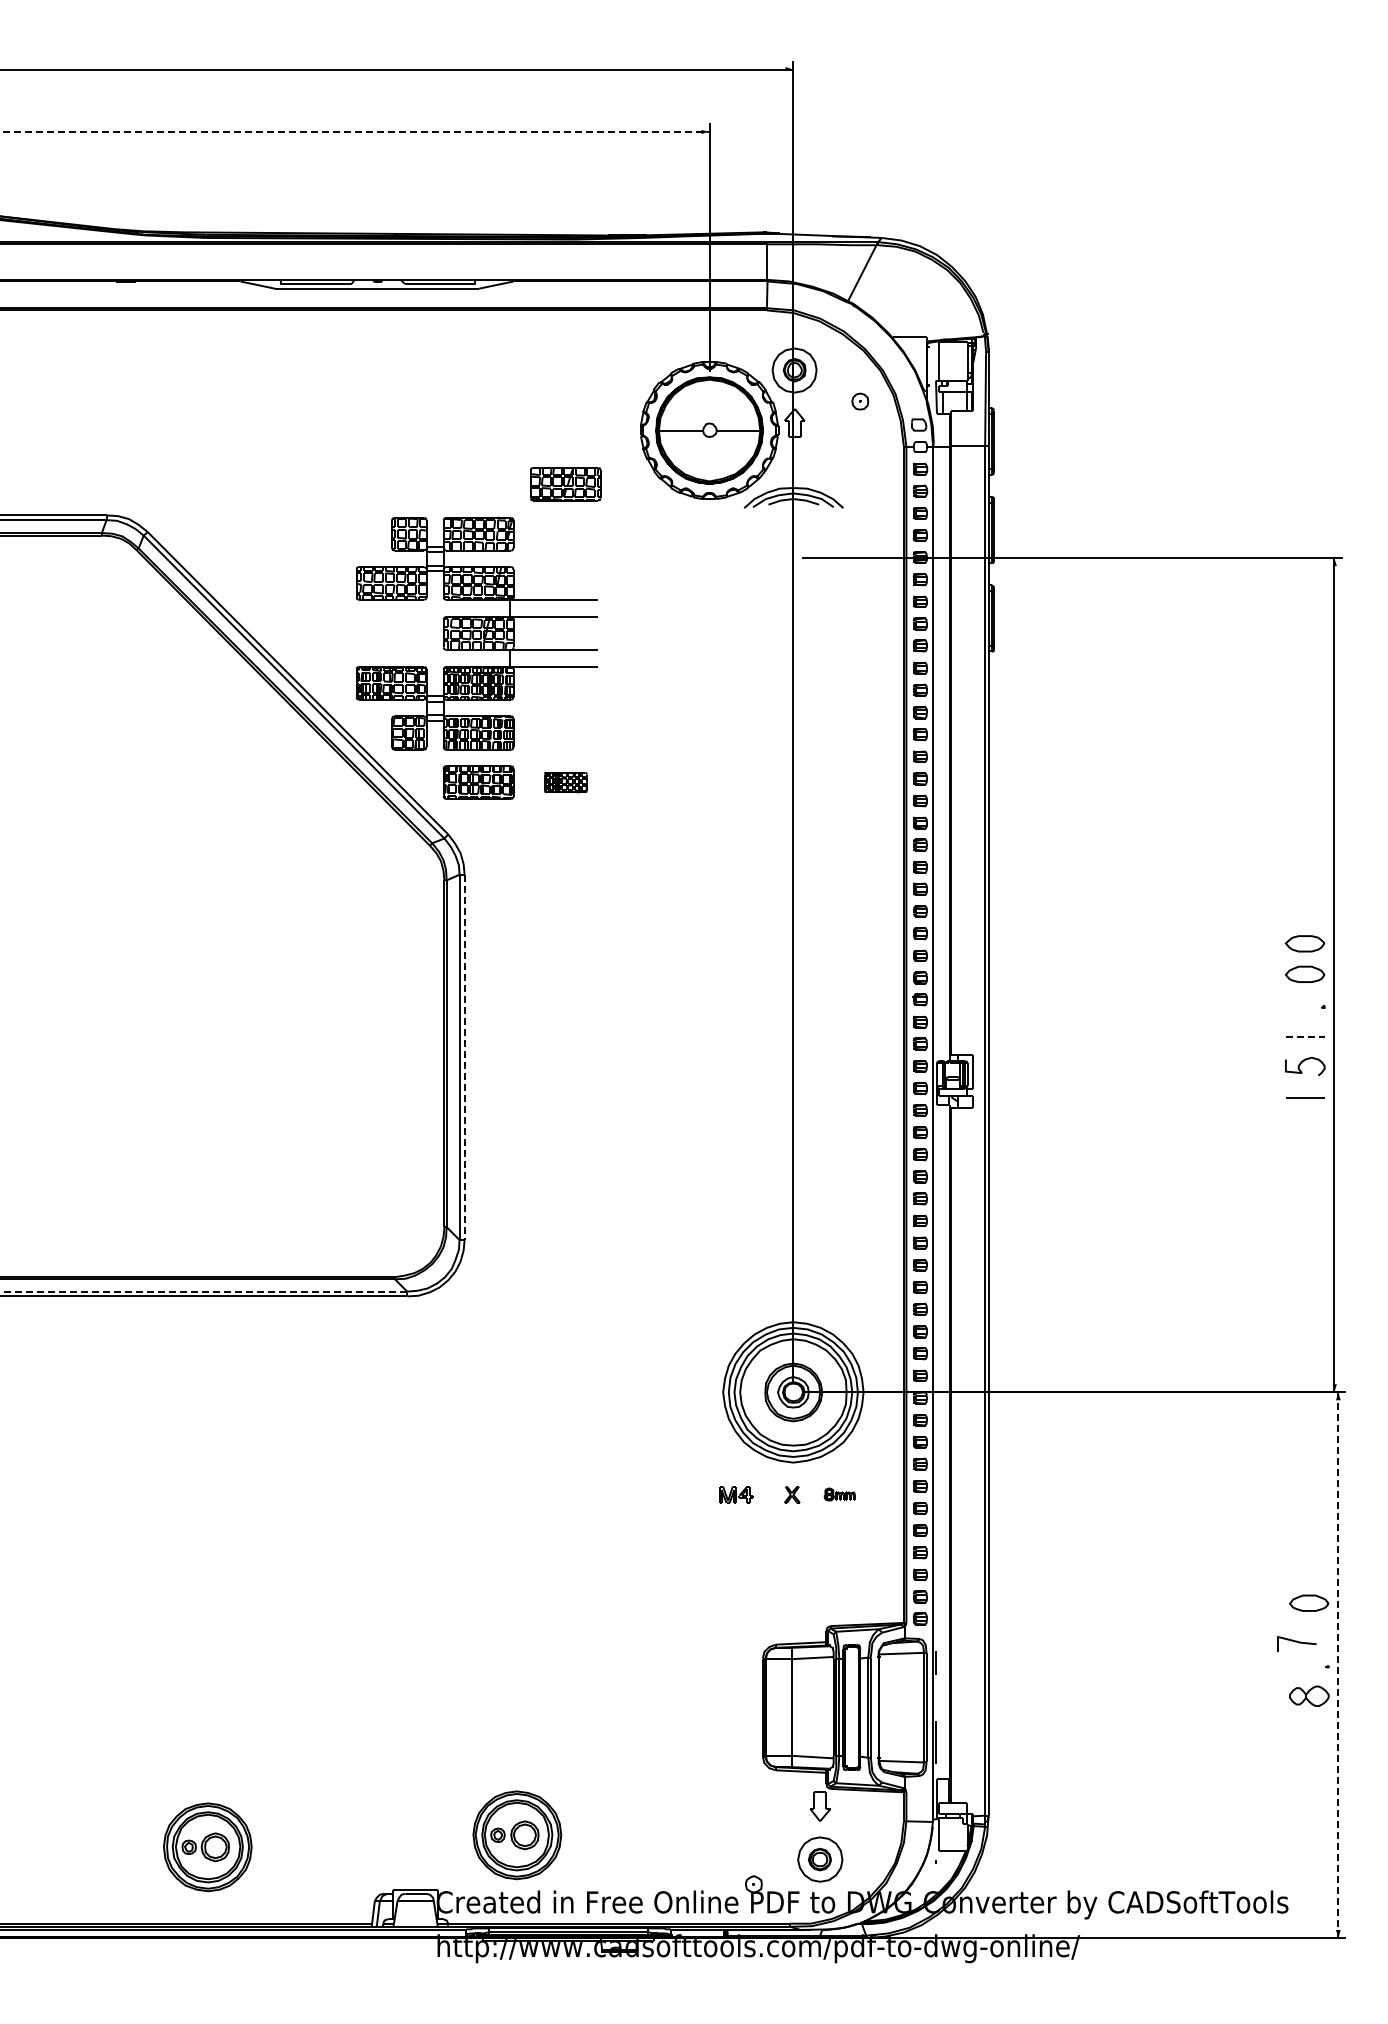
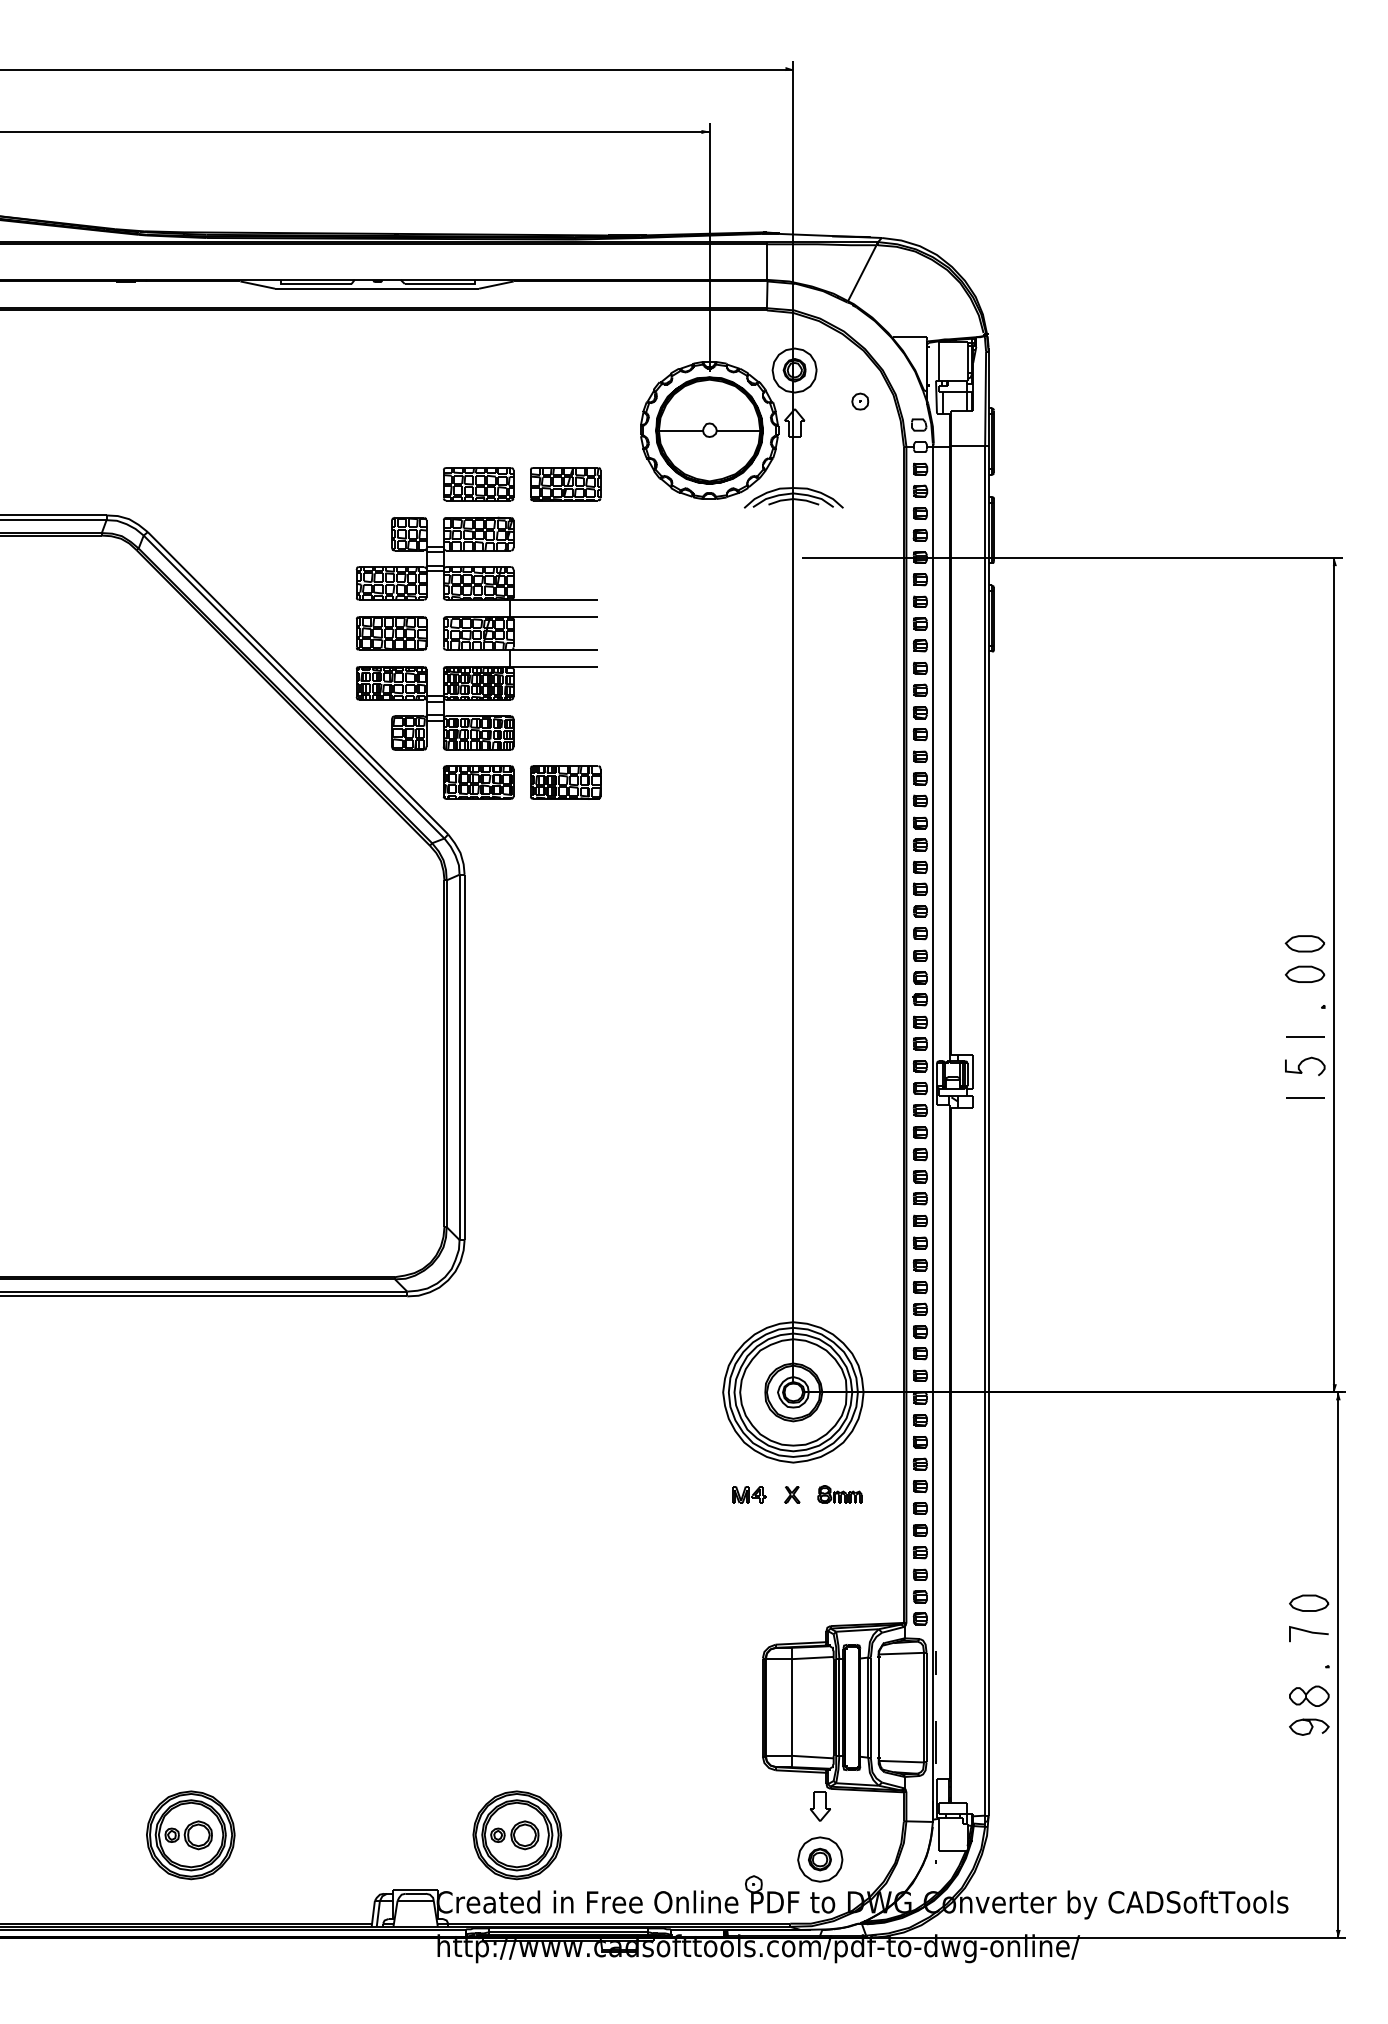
line: dashed -> solid (354, 131)
part: none -> present (478, 484)
part: none -> present (391, 633)
part size: 44x22 px -> 72x35 px (565, 782)
line: dashed -> solid (1305, 1036)
line: dashed -> solid (464, 1057)
line: dashed -> solid (203, 1291)
part position: (736, 1494) -> (749, 1494) (749, 1494)
part size: 33x15 px -> 46x19 px (839, 1494)
curve position: (1296, 1642) -> (1308, 1632) (1308, 1632)
line: dashed -> solid (1338, 1665)
curve: none -> present (1310, 1725)
part position: (207, 1847) -> (190, 1835) (190, 1835)
